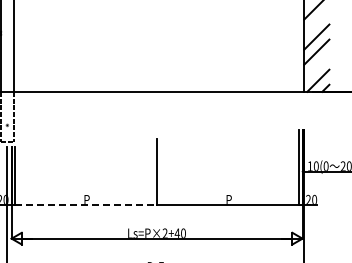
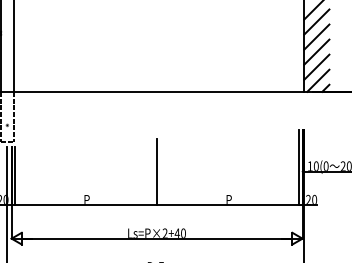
line: none -> present (316, 21)
line: none -> present (316, 66)
line: dashed -> solid (86, 205)
